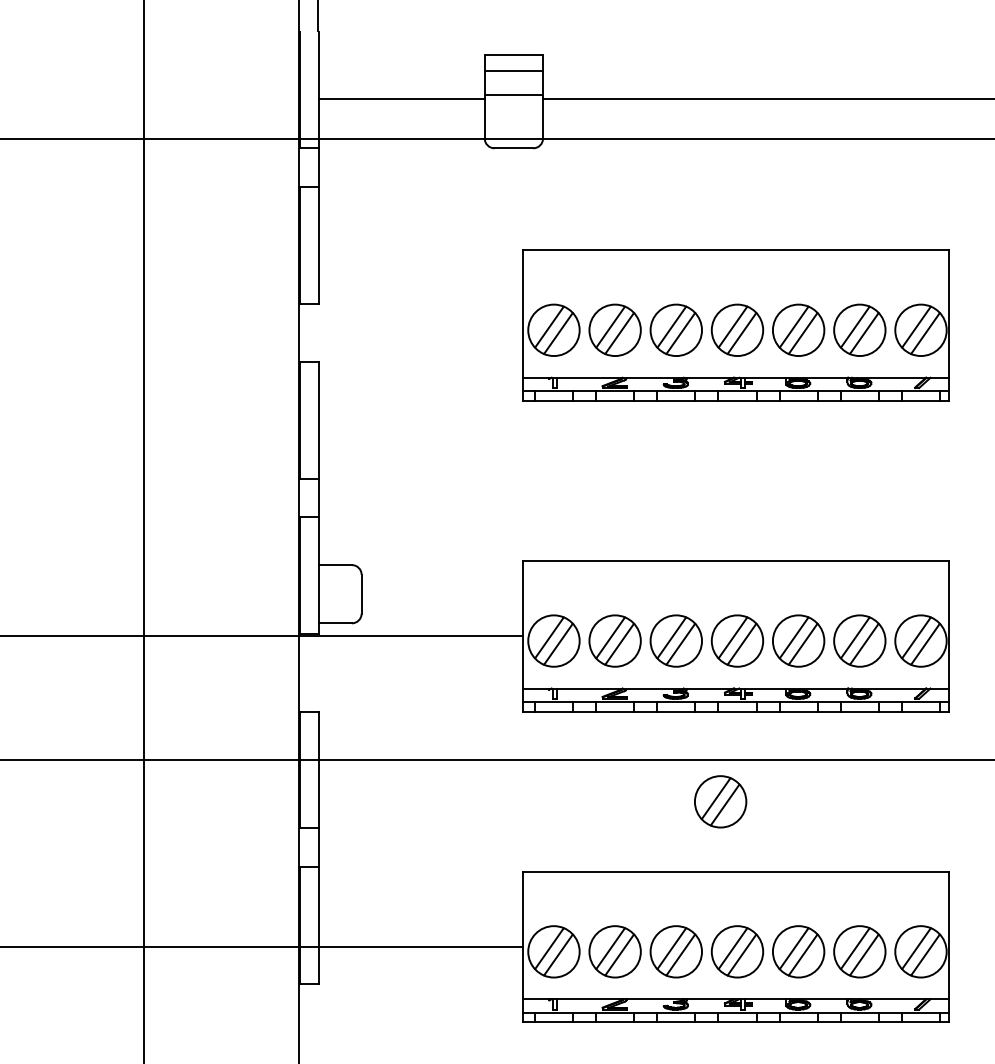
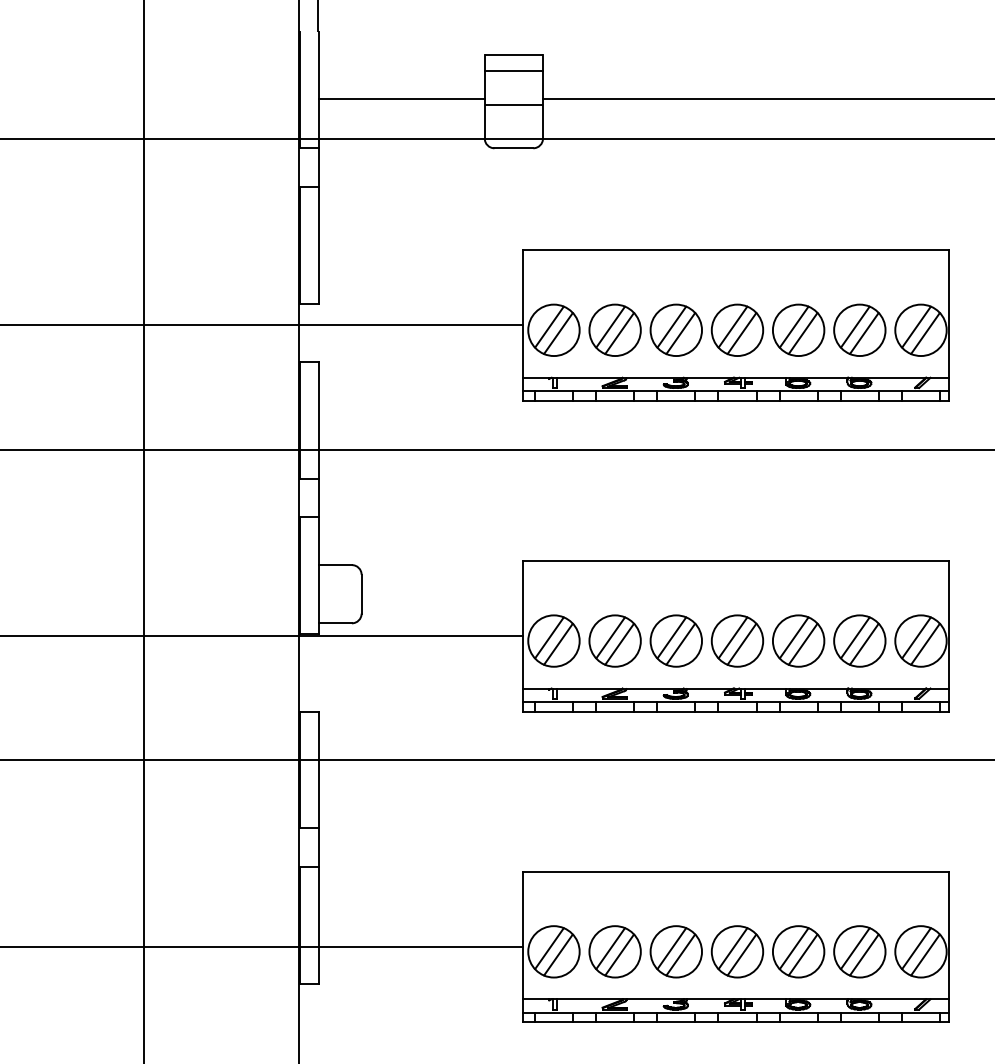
line position: (513, 94) -> (513, 104) (513, 104)
line: none -> present (262, 325)
line: none -> present (496, 449)
part: present -> none (720, 801)
